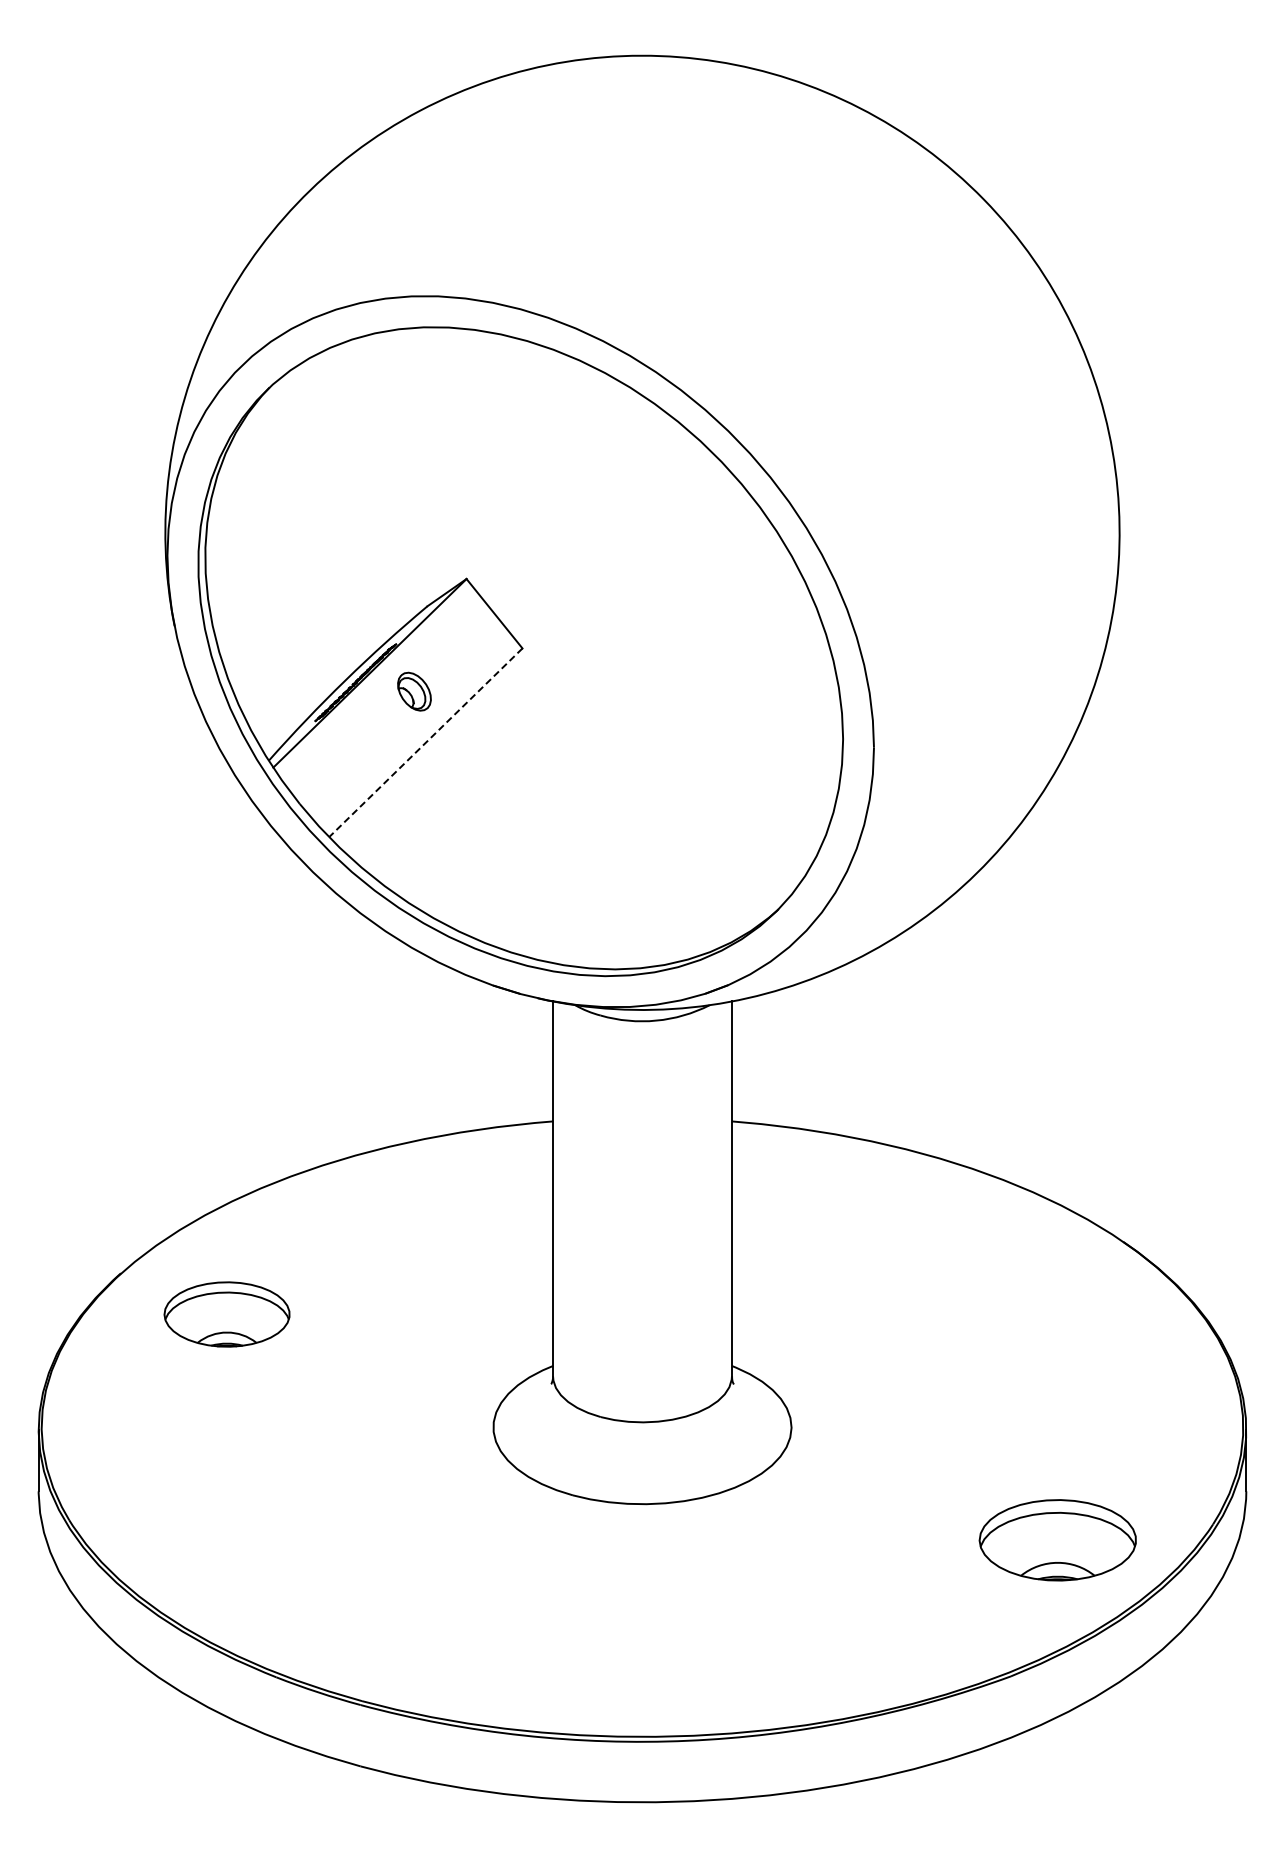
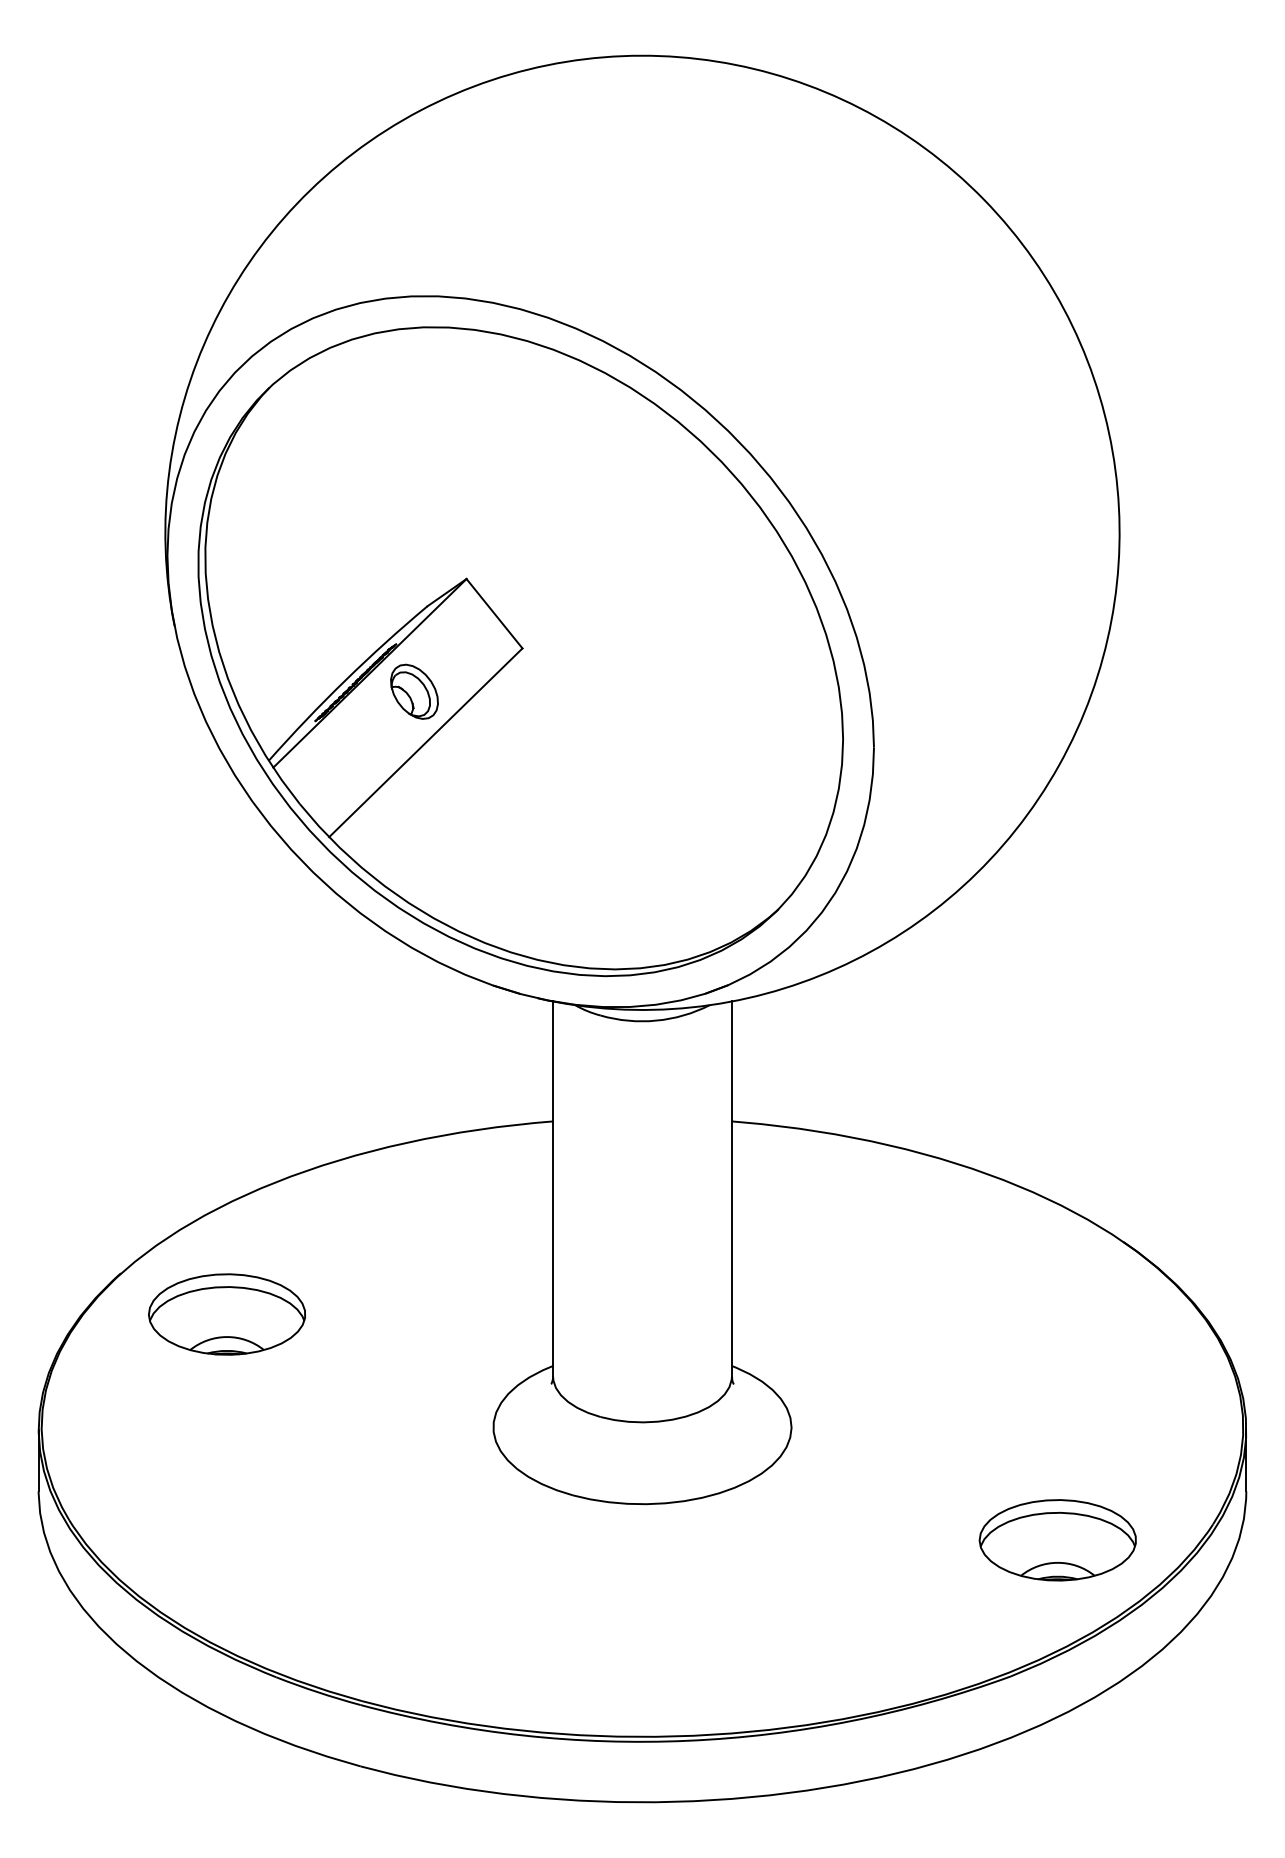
part size: 35x41 px -> 49x57 px (414, 691)
line: dashed -> solid (425, 743)
part size: 128x67 px -> 158x83 px (226, 1314)
